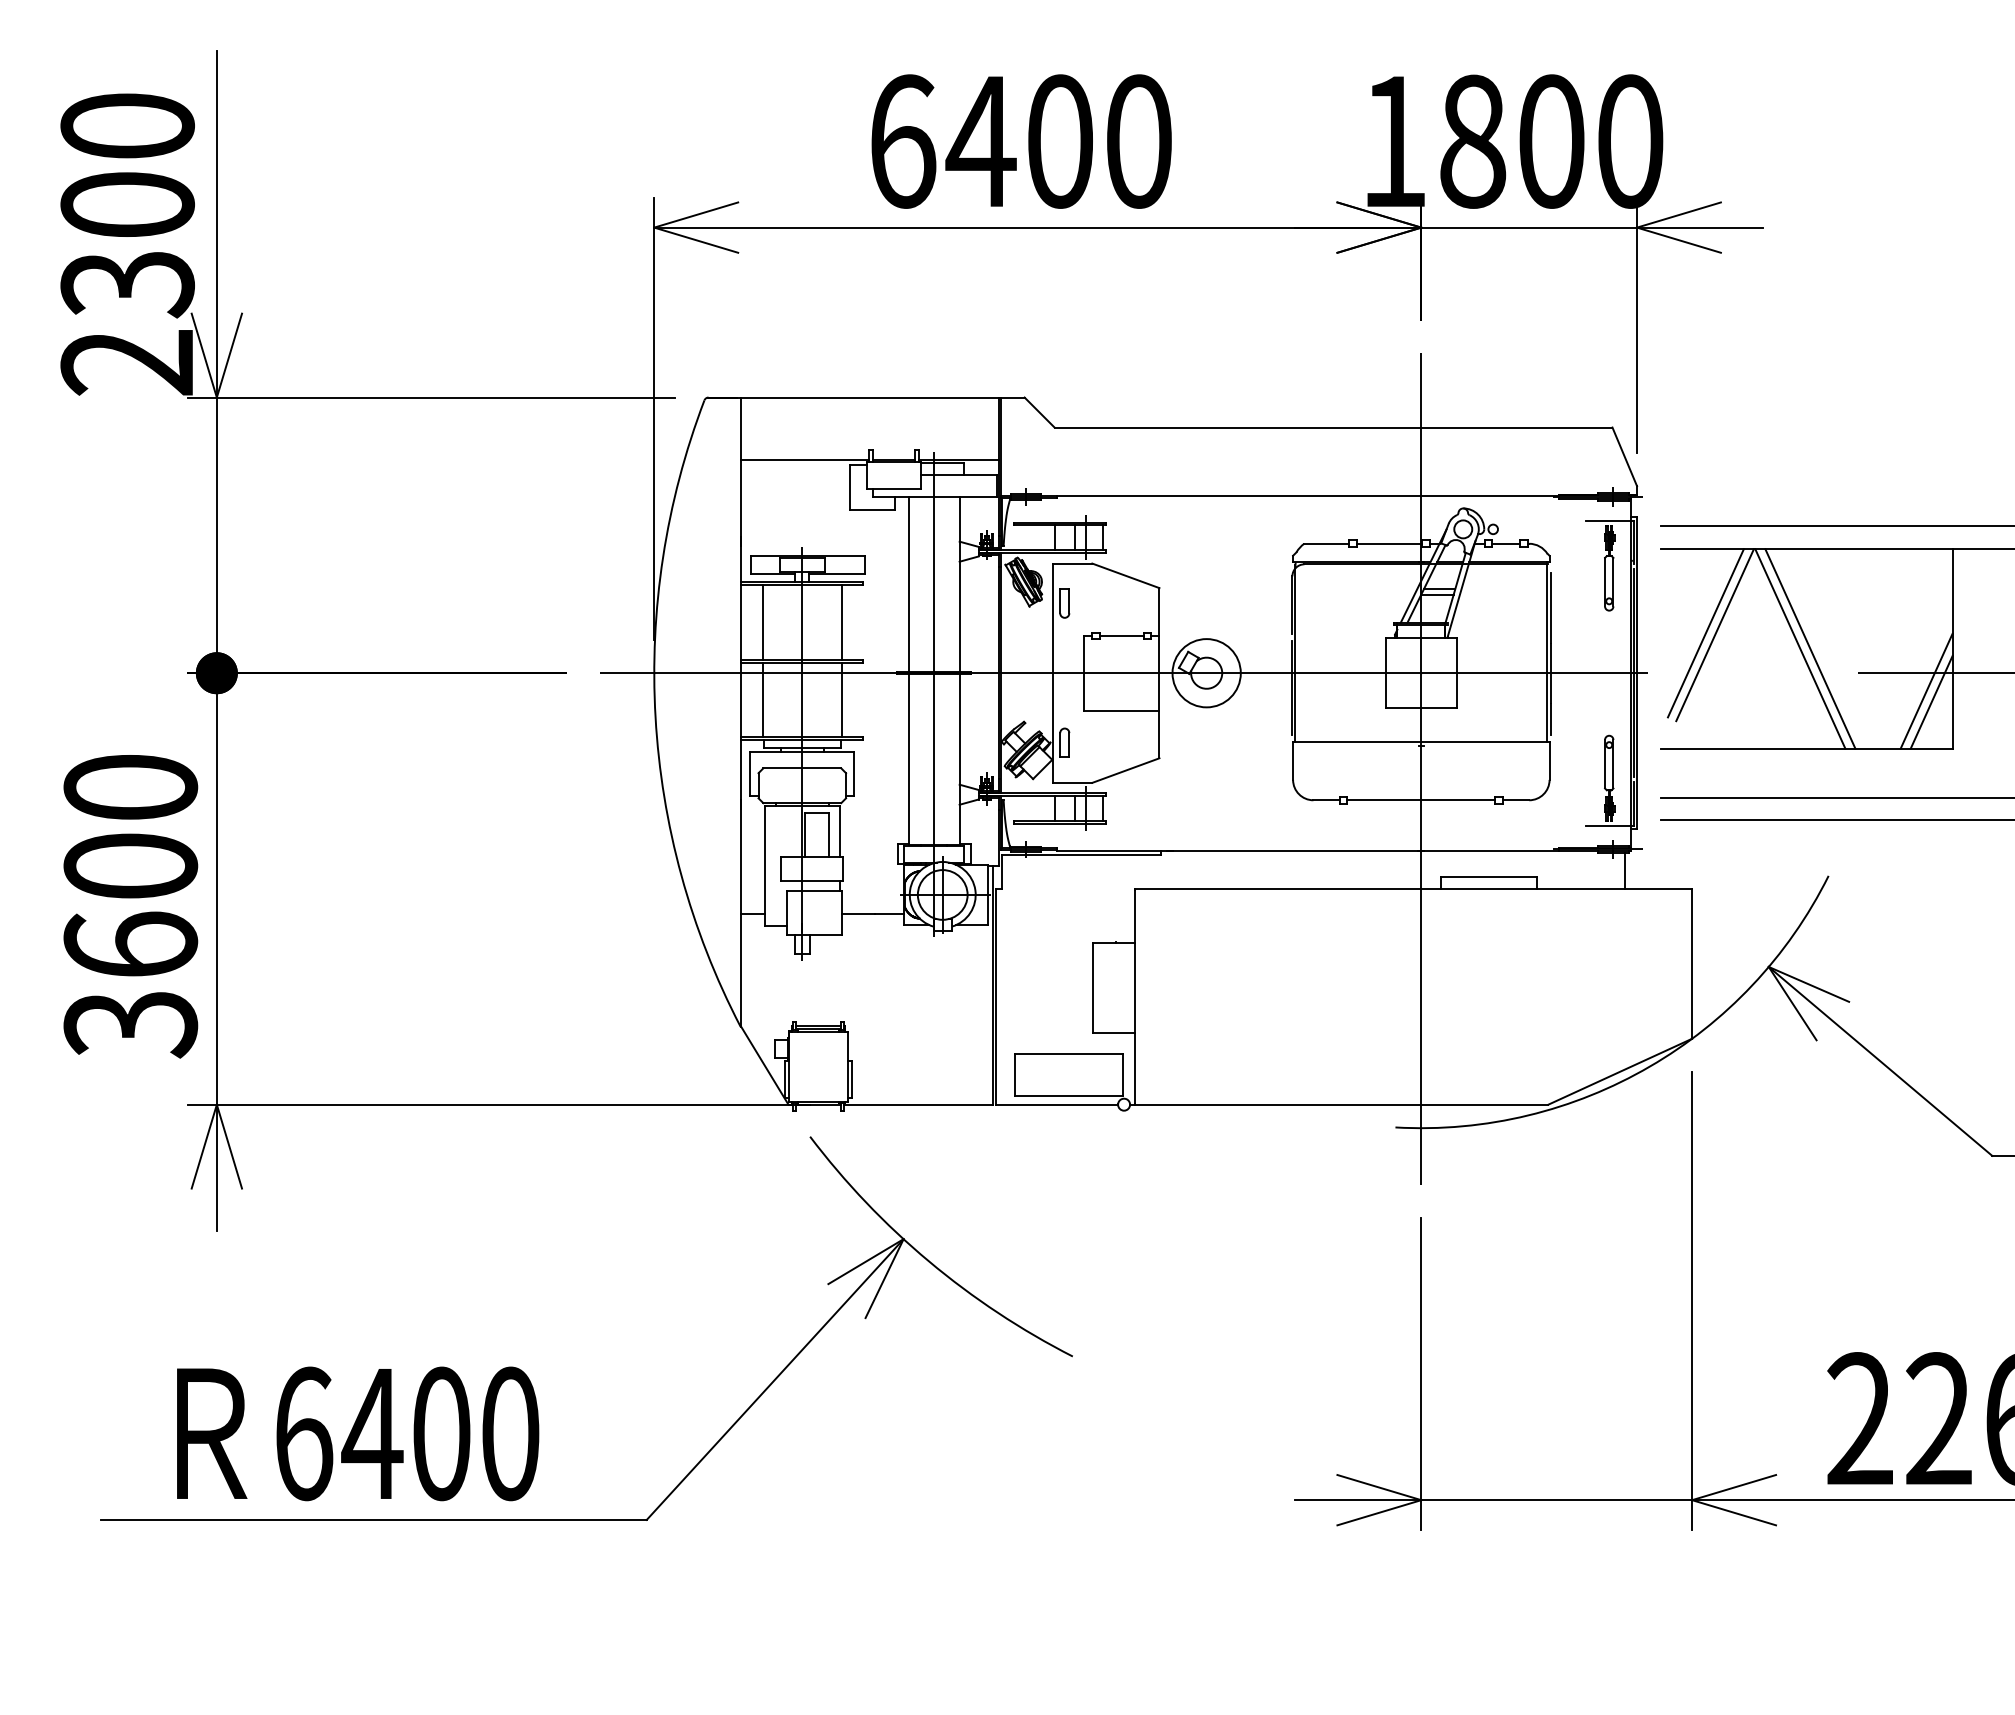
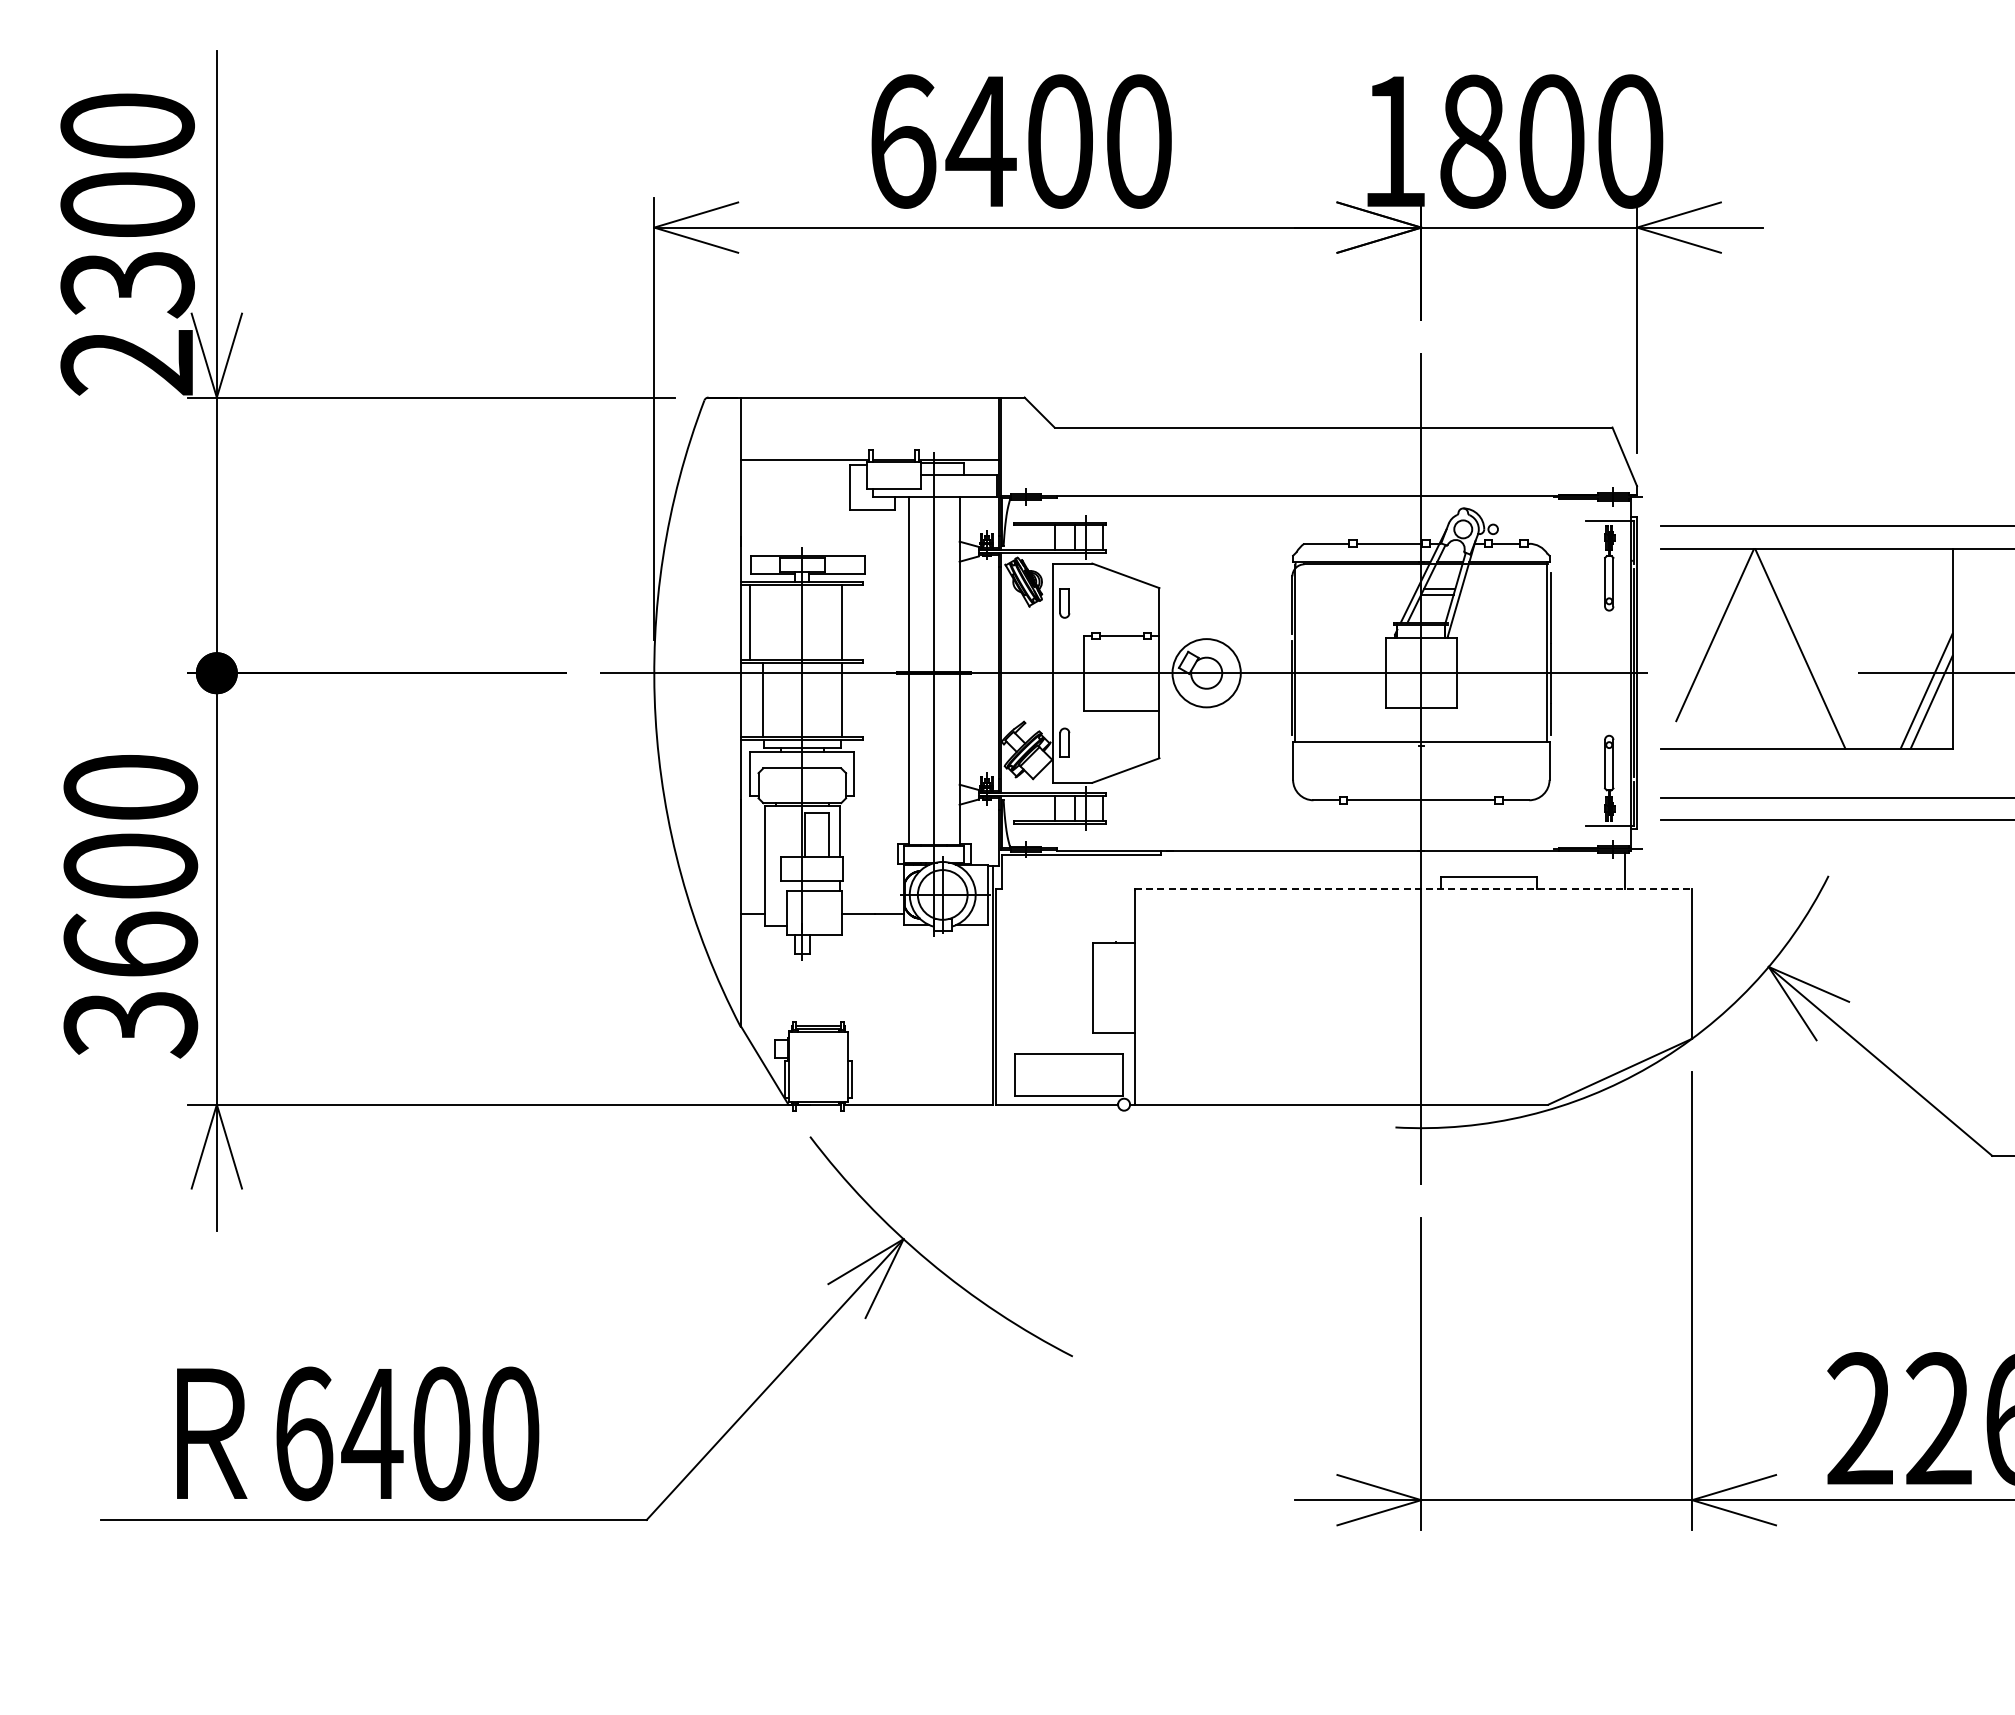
line position: (762, 622) -> (749, 622) (749, 622)
line: present -> none (1705, 633)
line: present -> none (1810, 648)
line: solid -> dashed (1413, 888)
